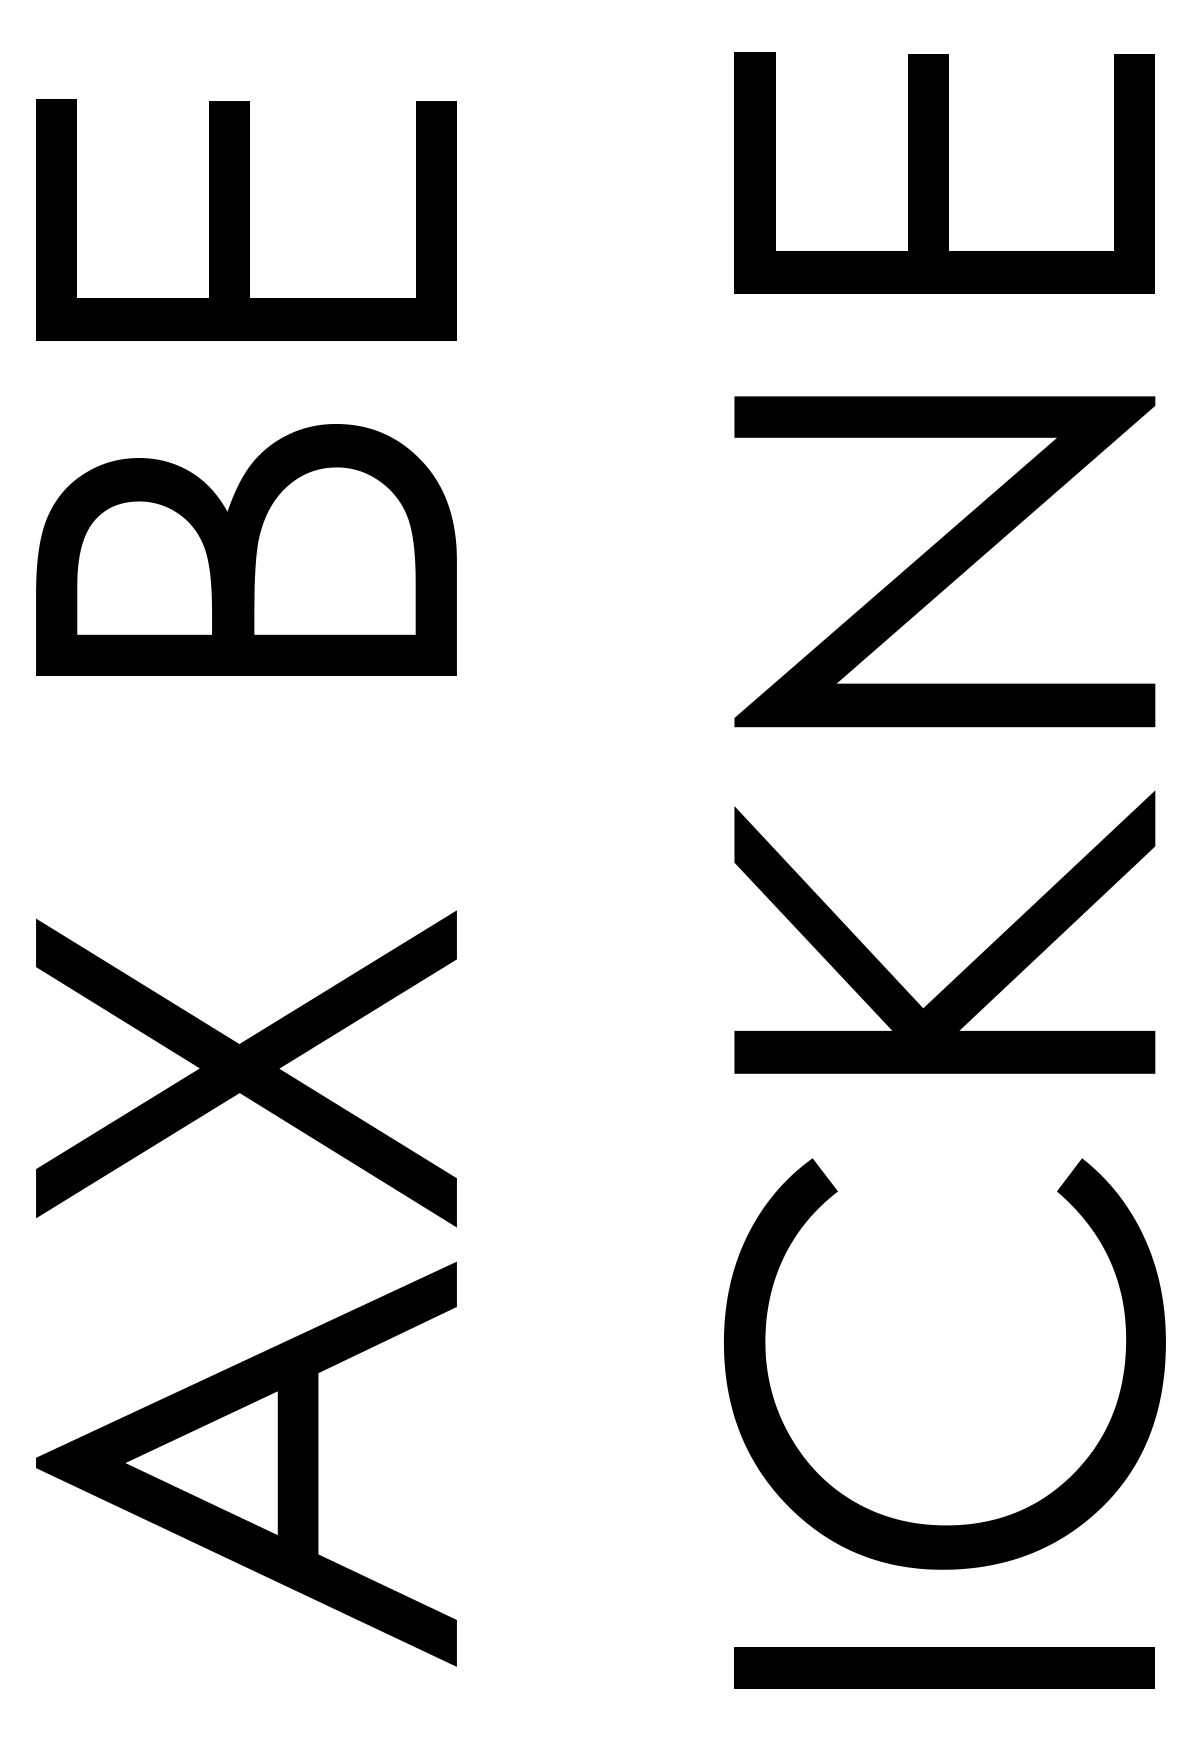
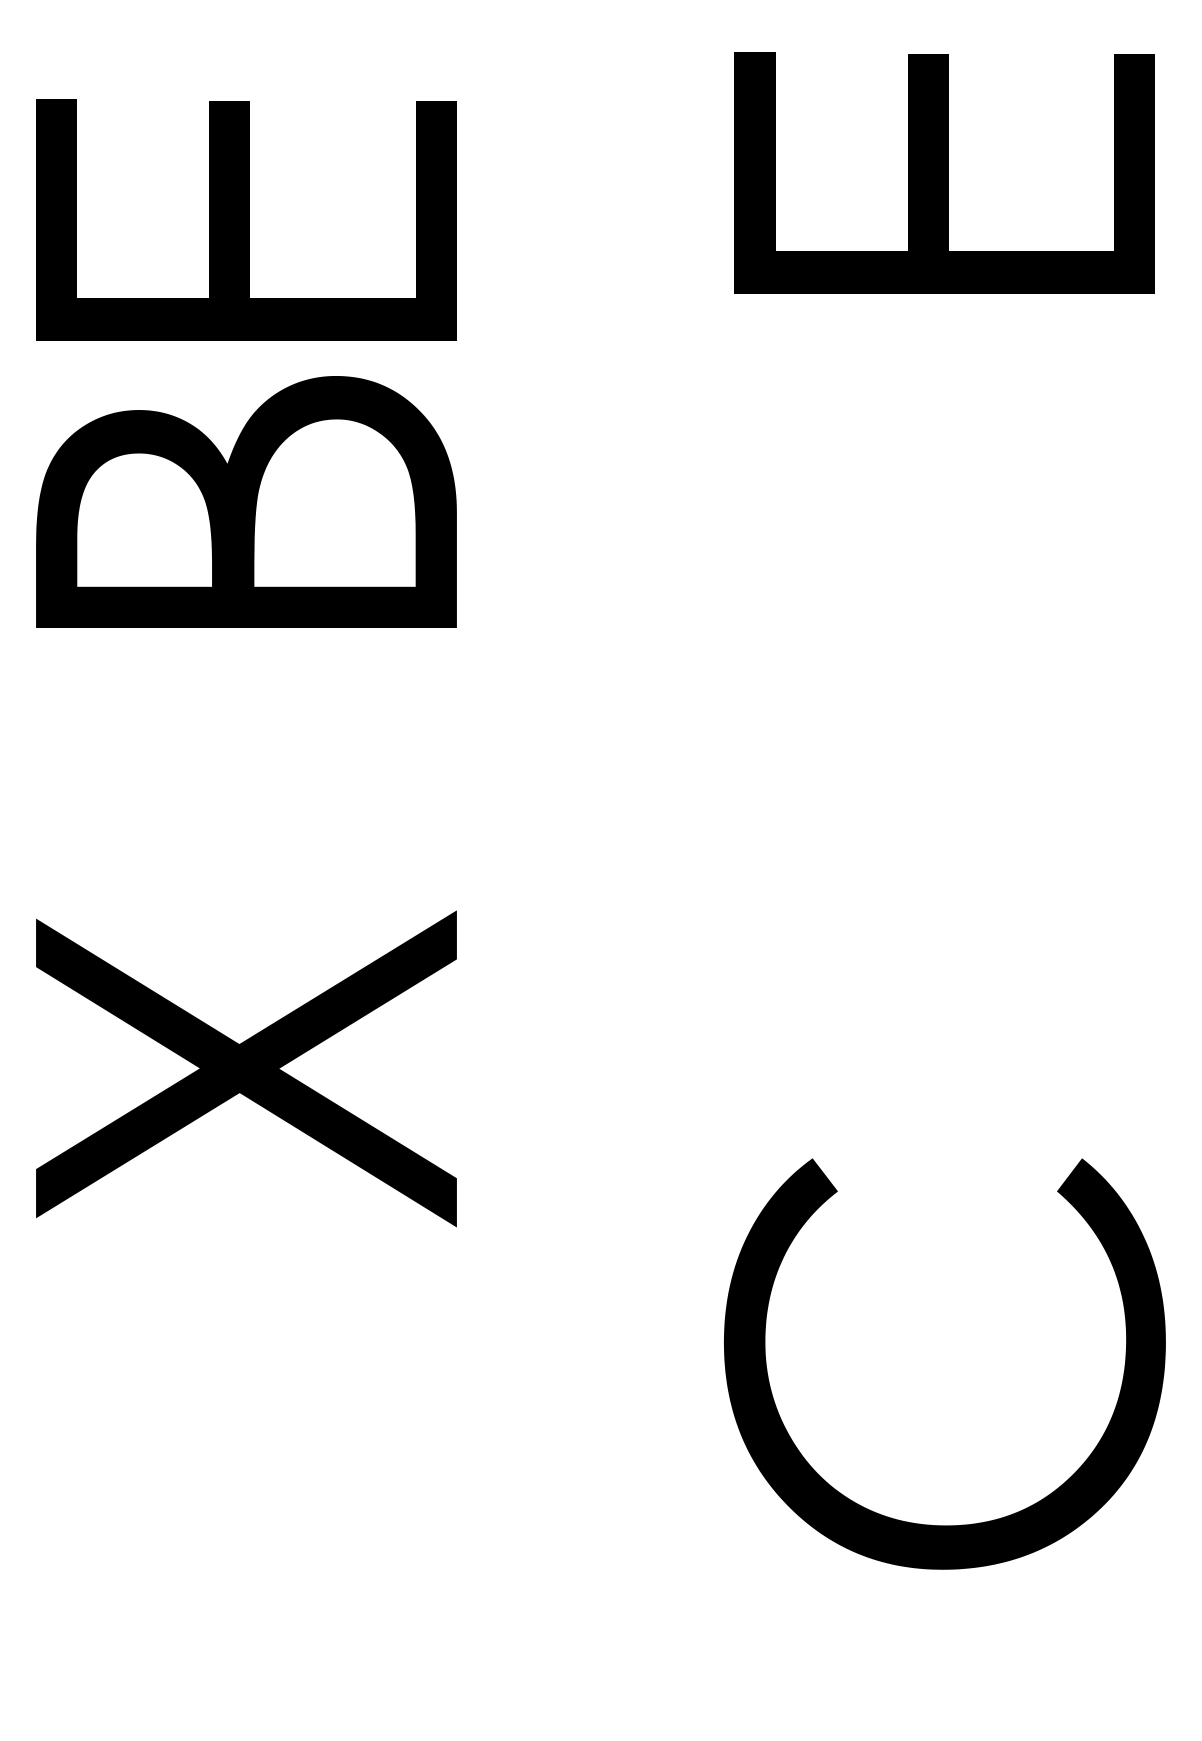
part position: (246, 549) -> (246, 501) (246, 501)
fill: present -> none (944, 561)
fill: present -> none (944, 931)
part: present -> none (246, 1463)
part: present -> none (944, 1667)
